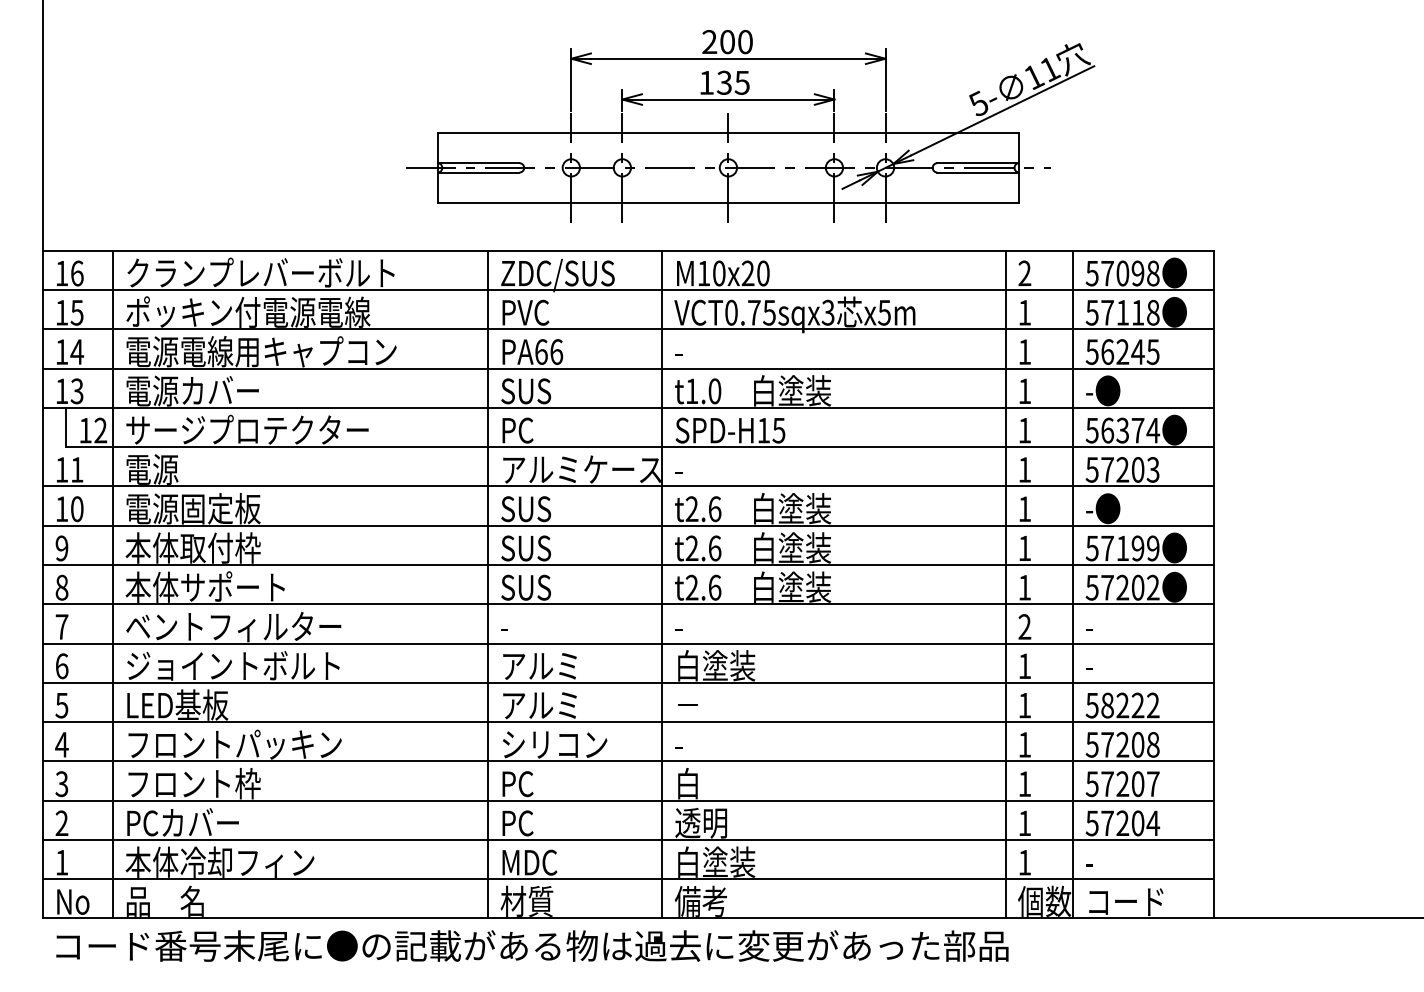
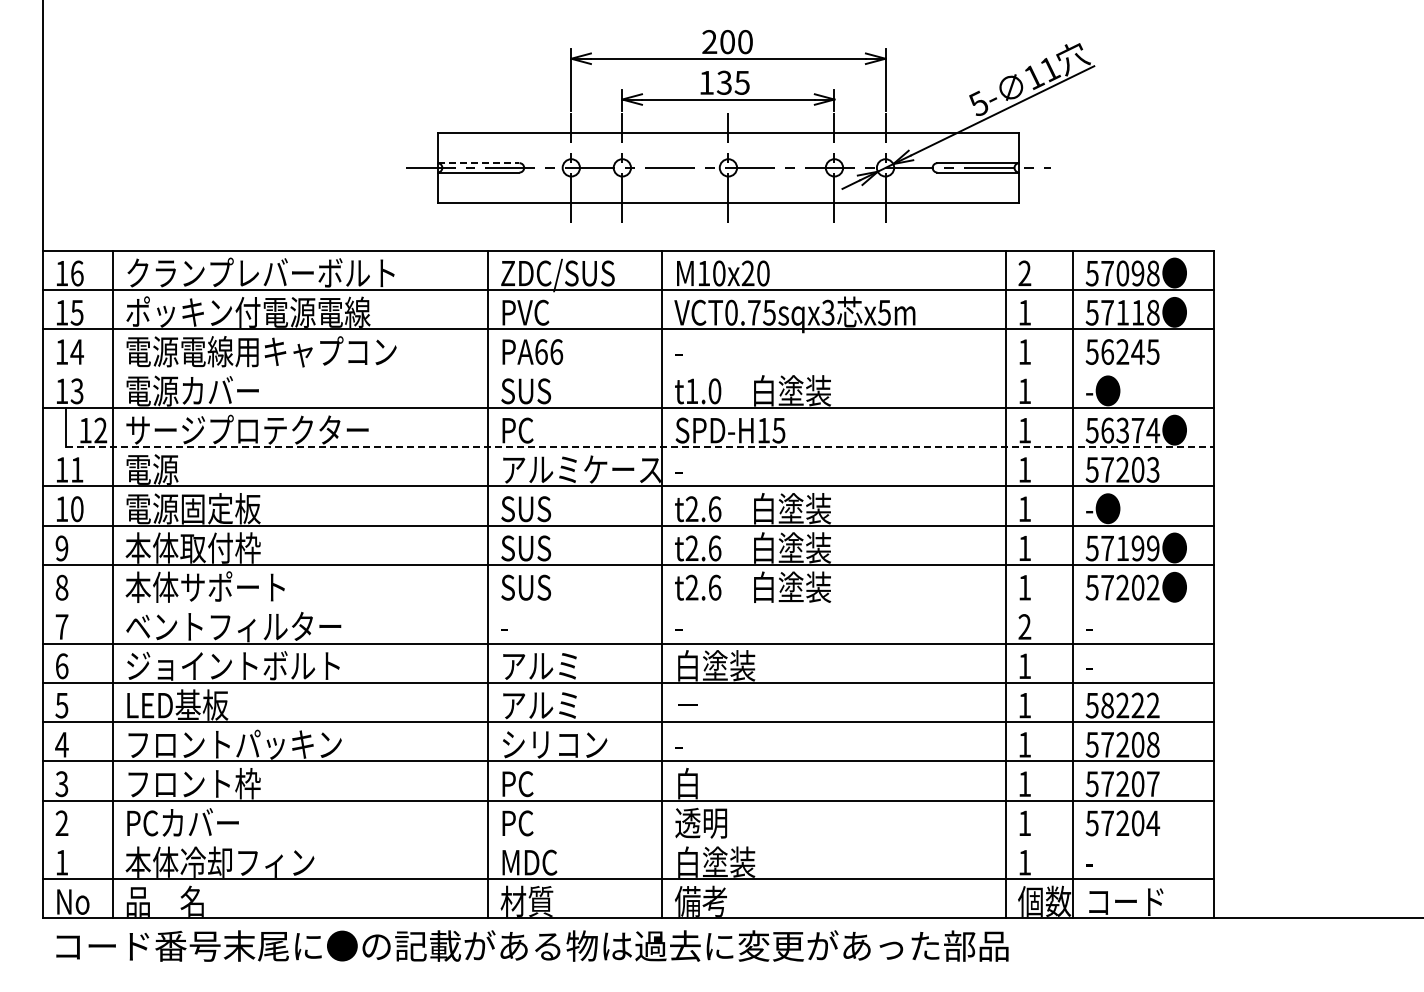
line: solid -> dashed (478, 163)
line: present -> none (628, 368)
line: solid -> dashed (640, 447)
line: present -> none (628, 604)
line: present -> none (628, 839)
